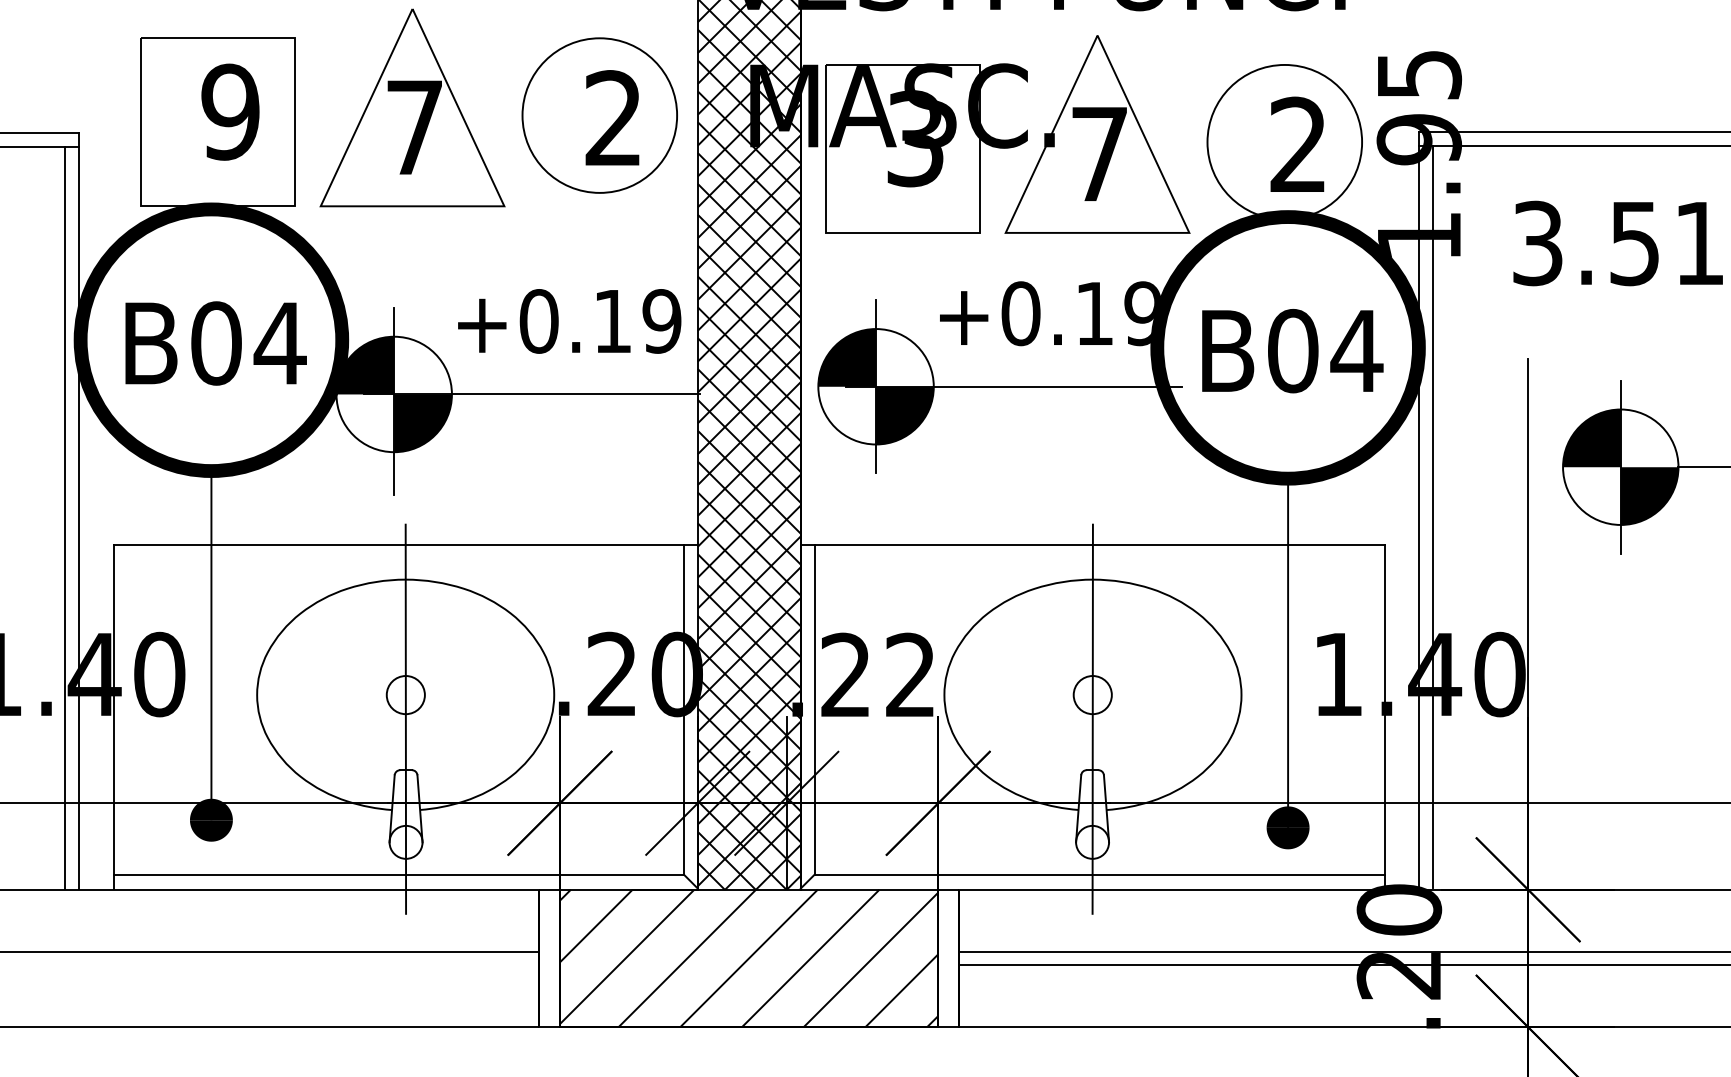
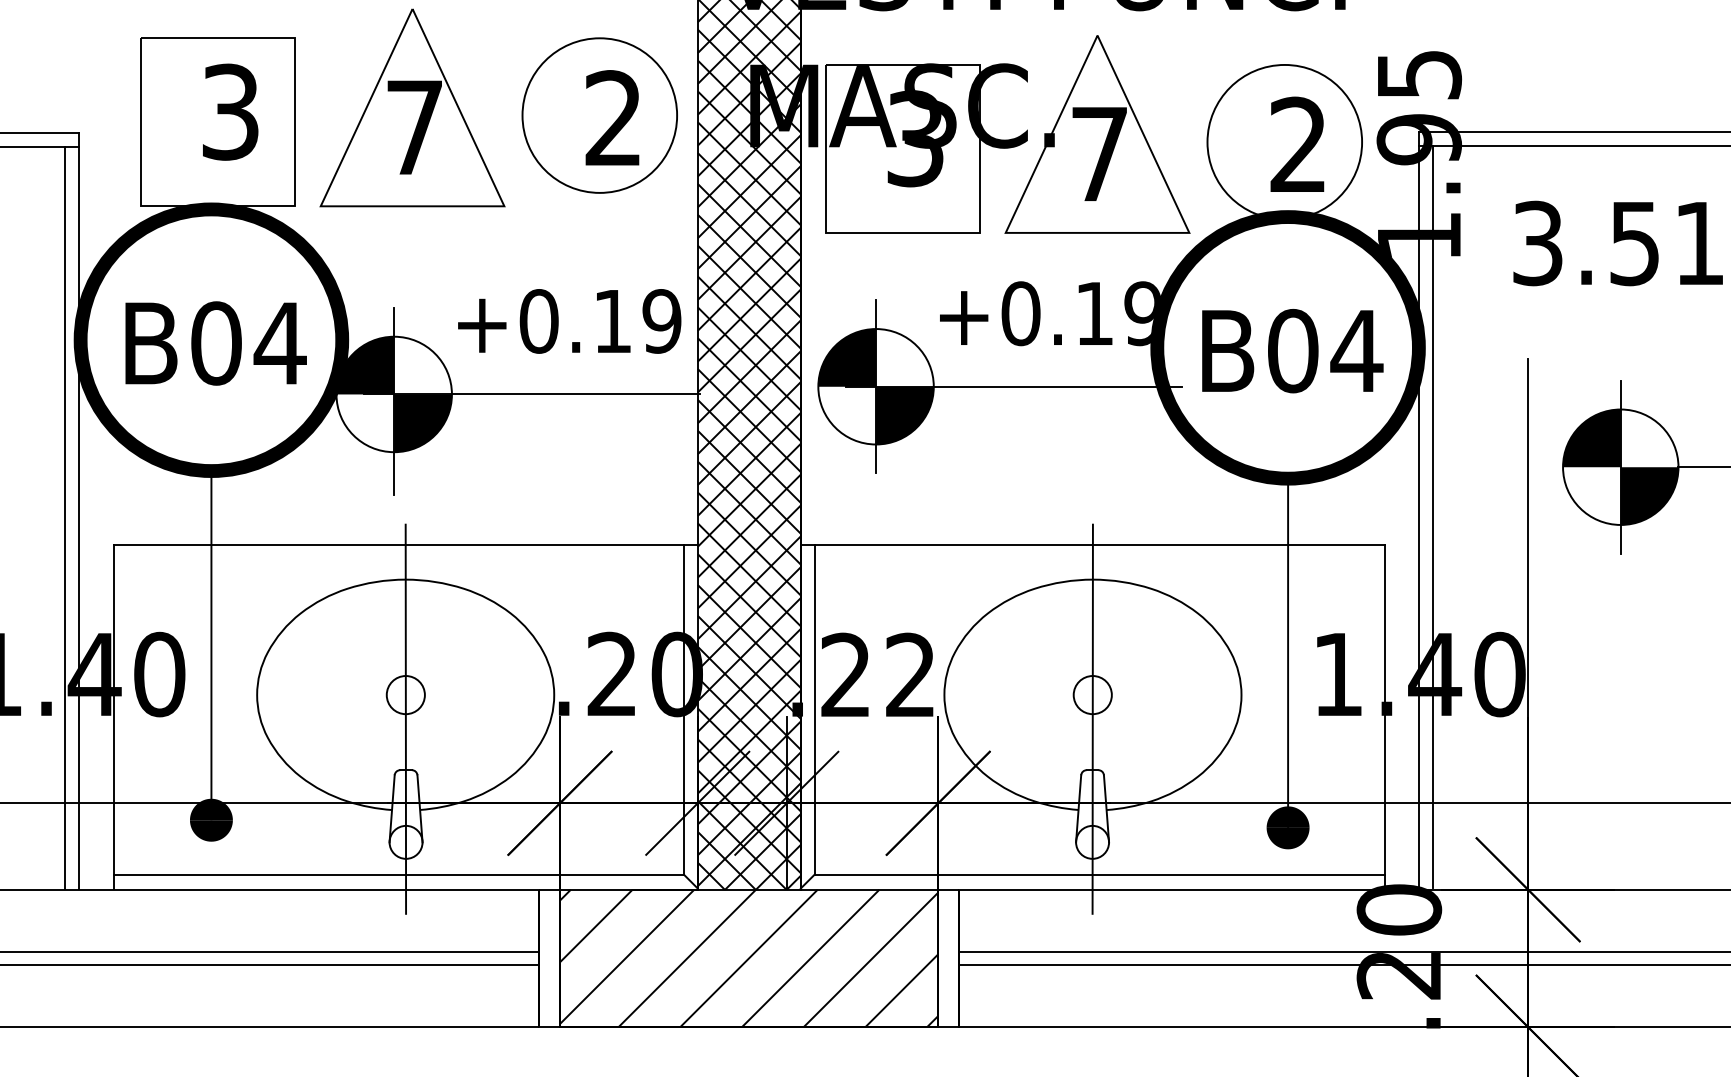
text: 9 -> 3 (230, 111)
line: none -> present (270, 965)
